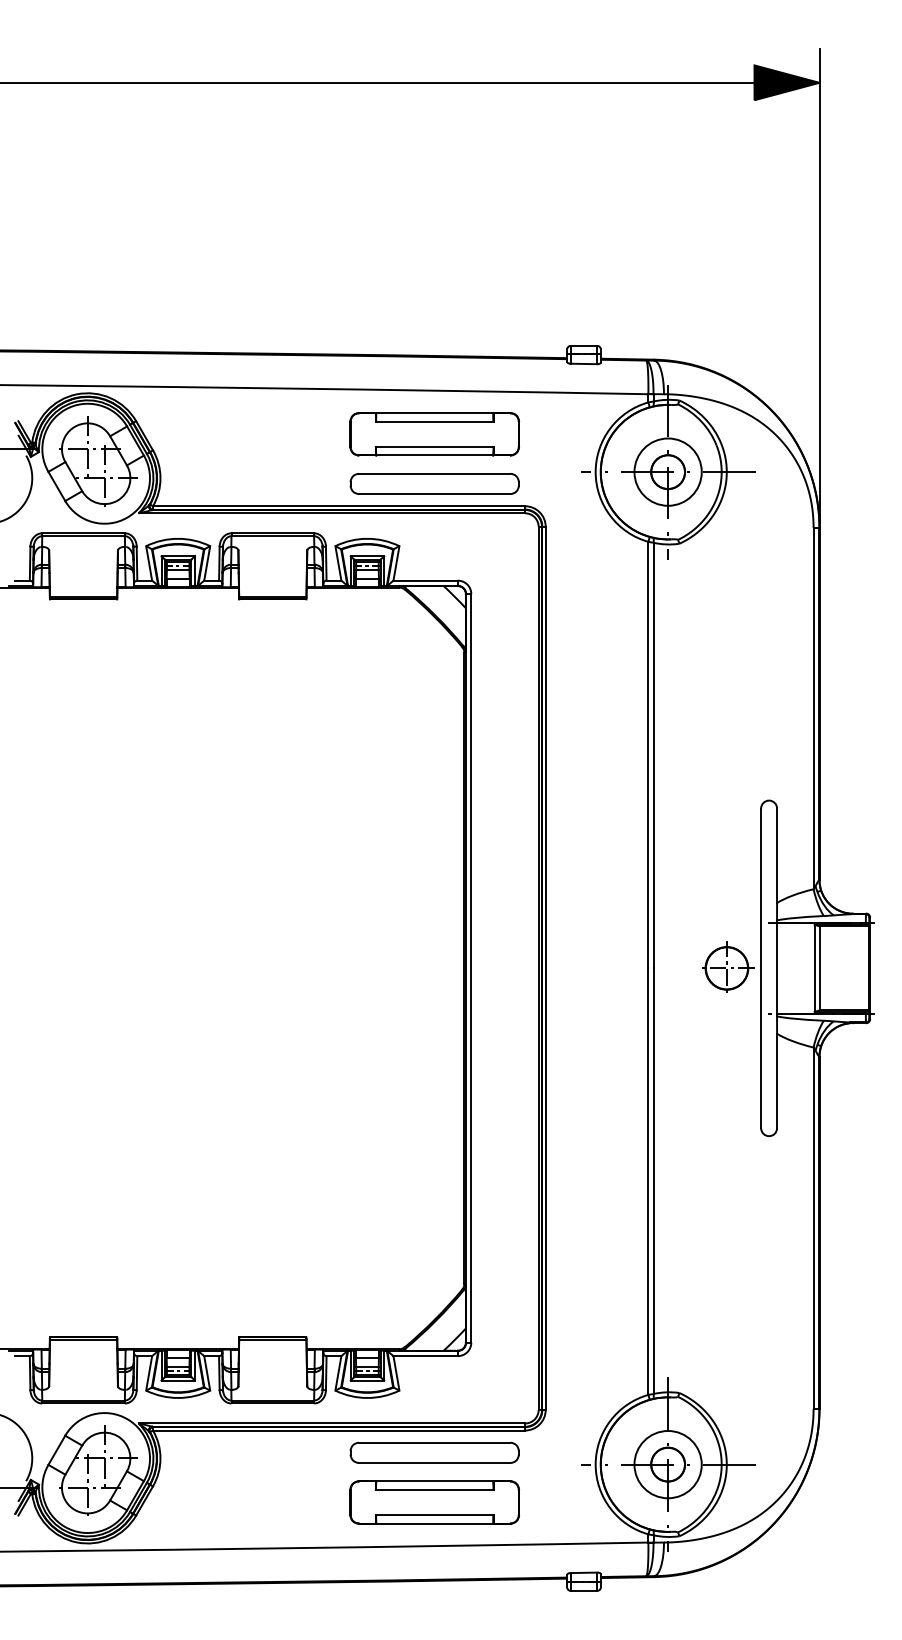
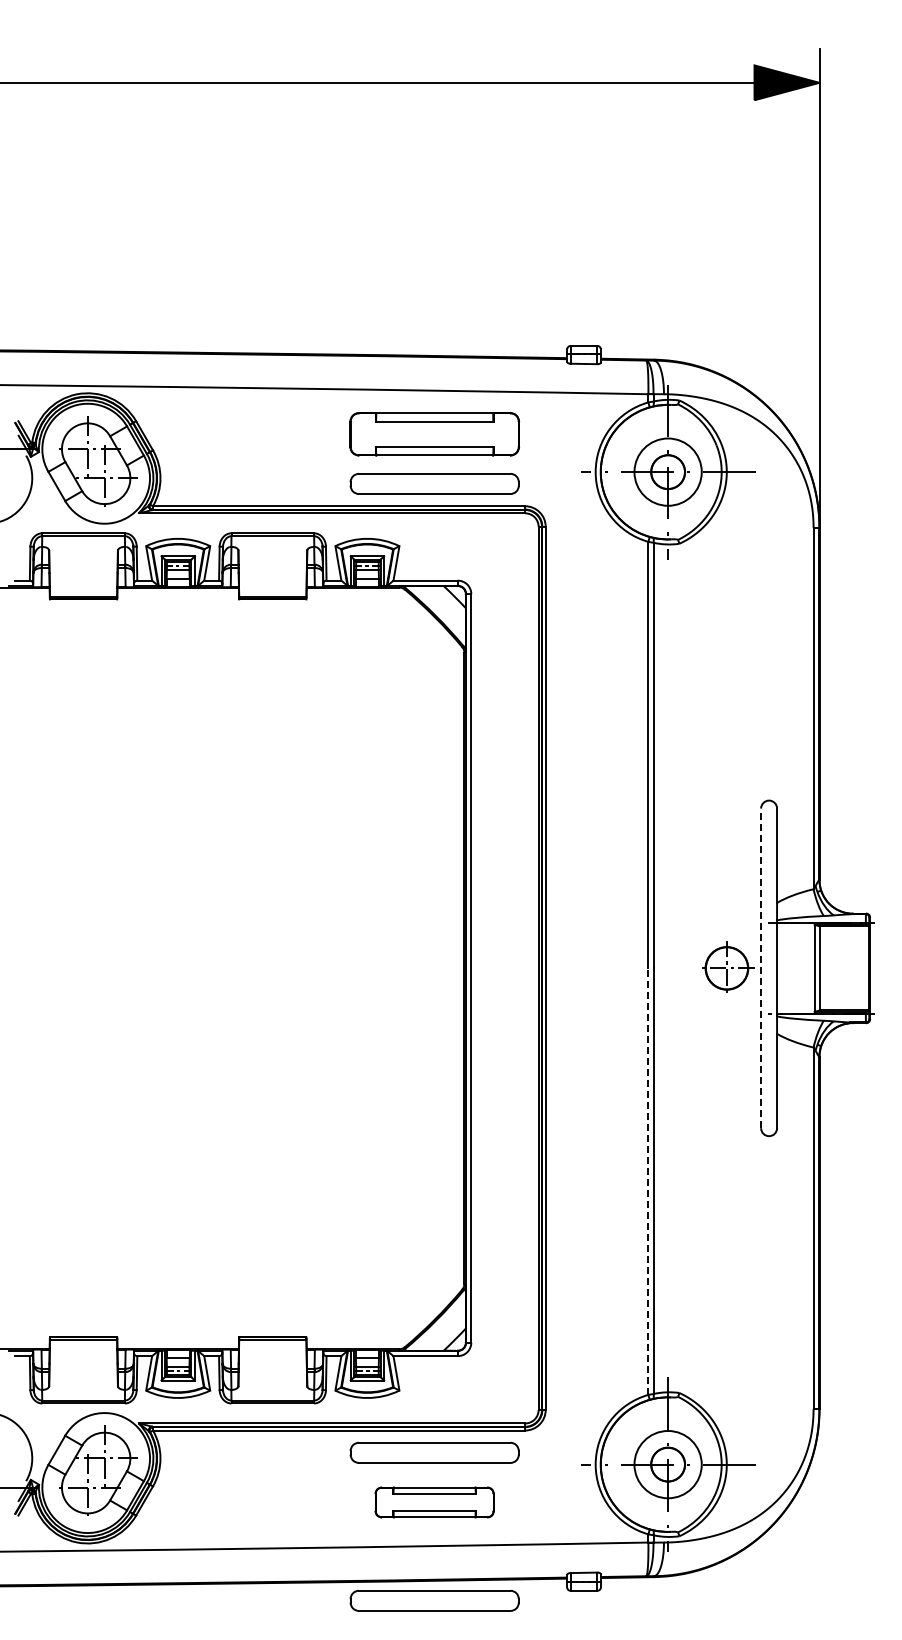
line: solid -> dashed (761, 968)
line: solid -> dashed (648, 1181)
part size: 171x45 px -> 121x33 px (434, 1502)
part: none -> present (434, 1600)
